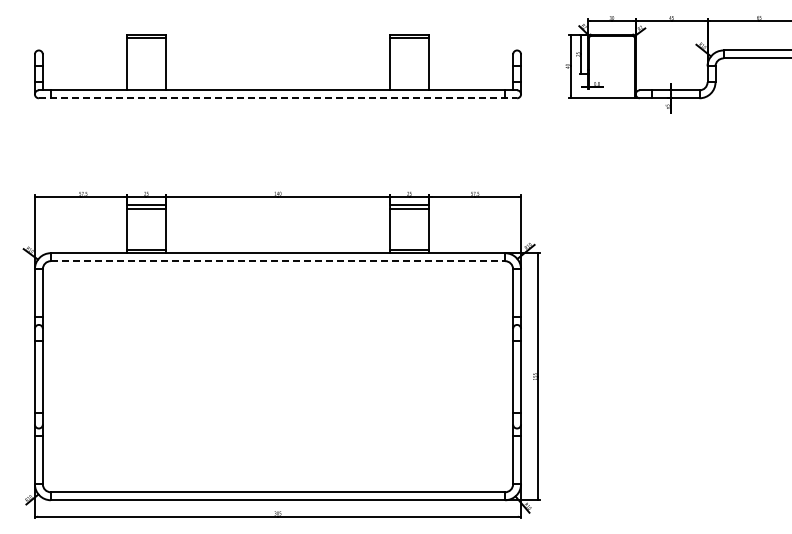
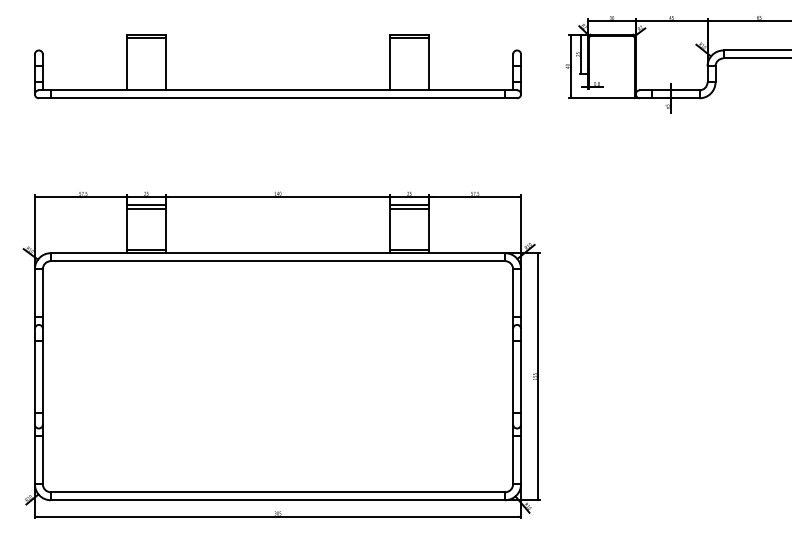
line: dashed -> solid (278, 98)
line: dashed -> solid (278, 261)
